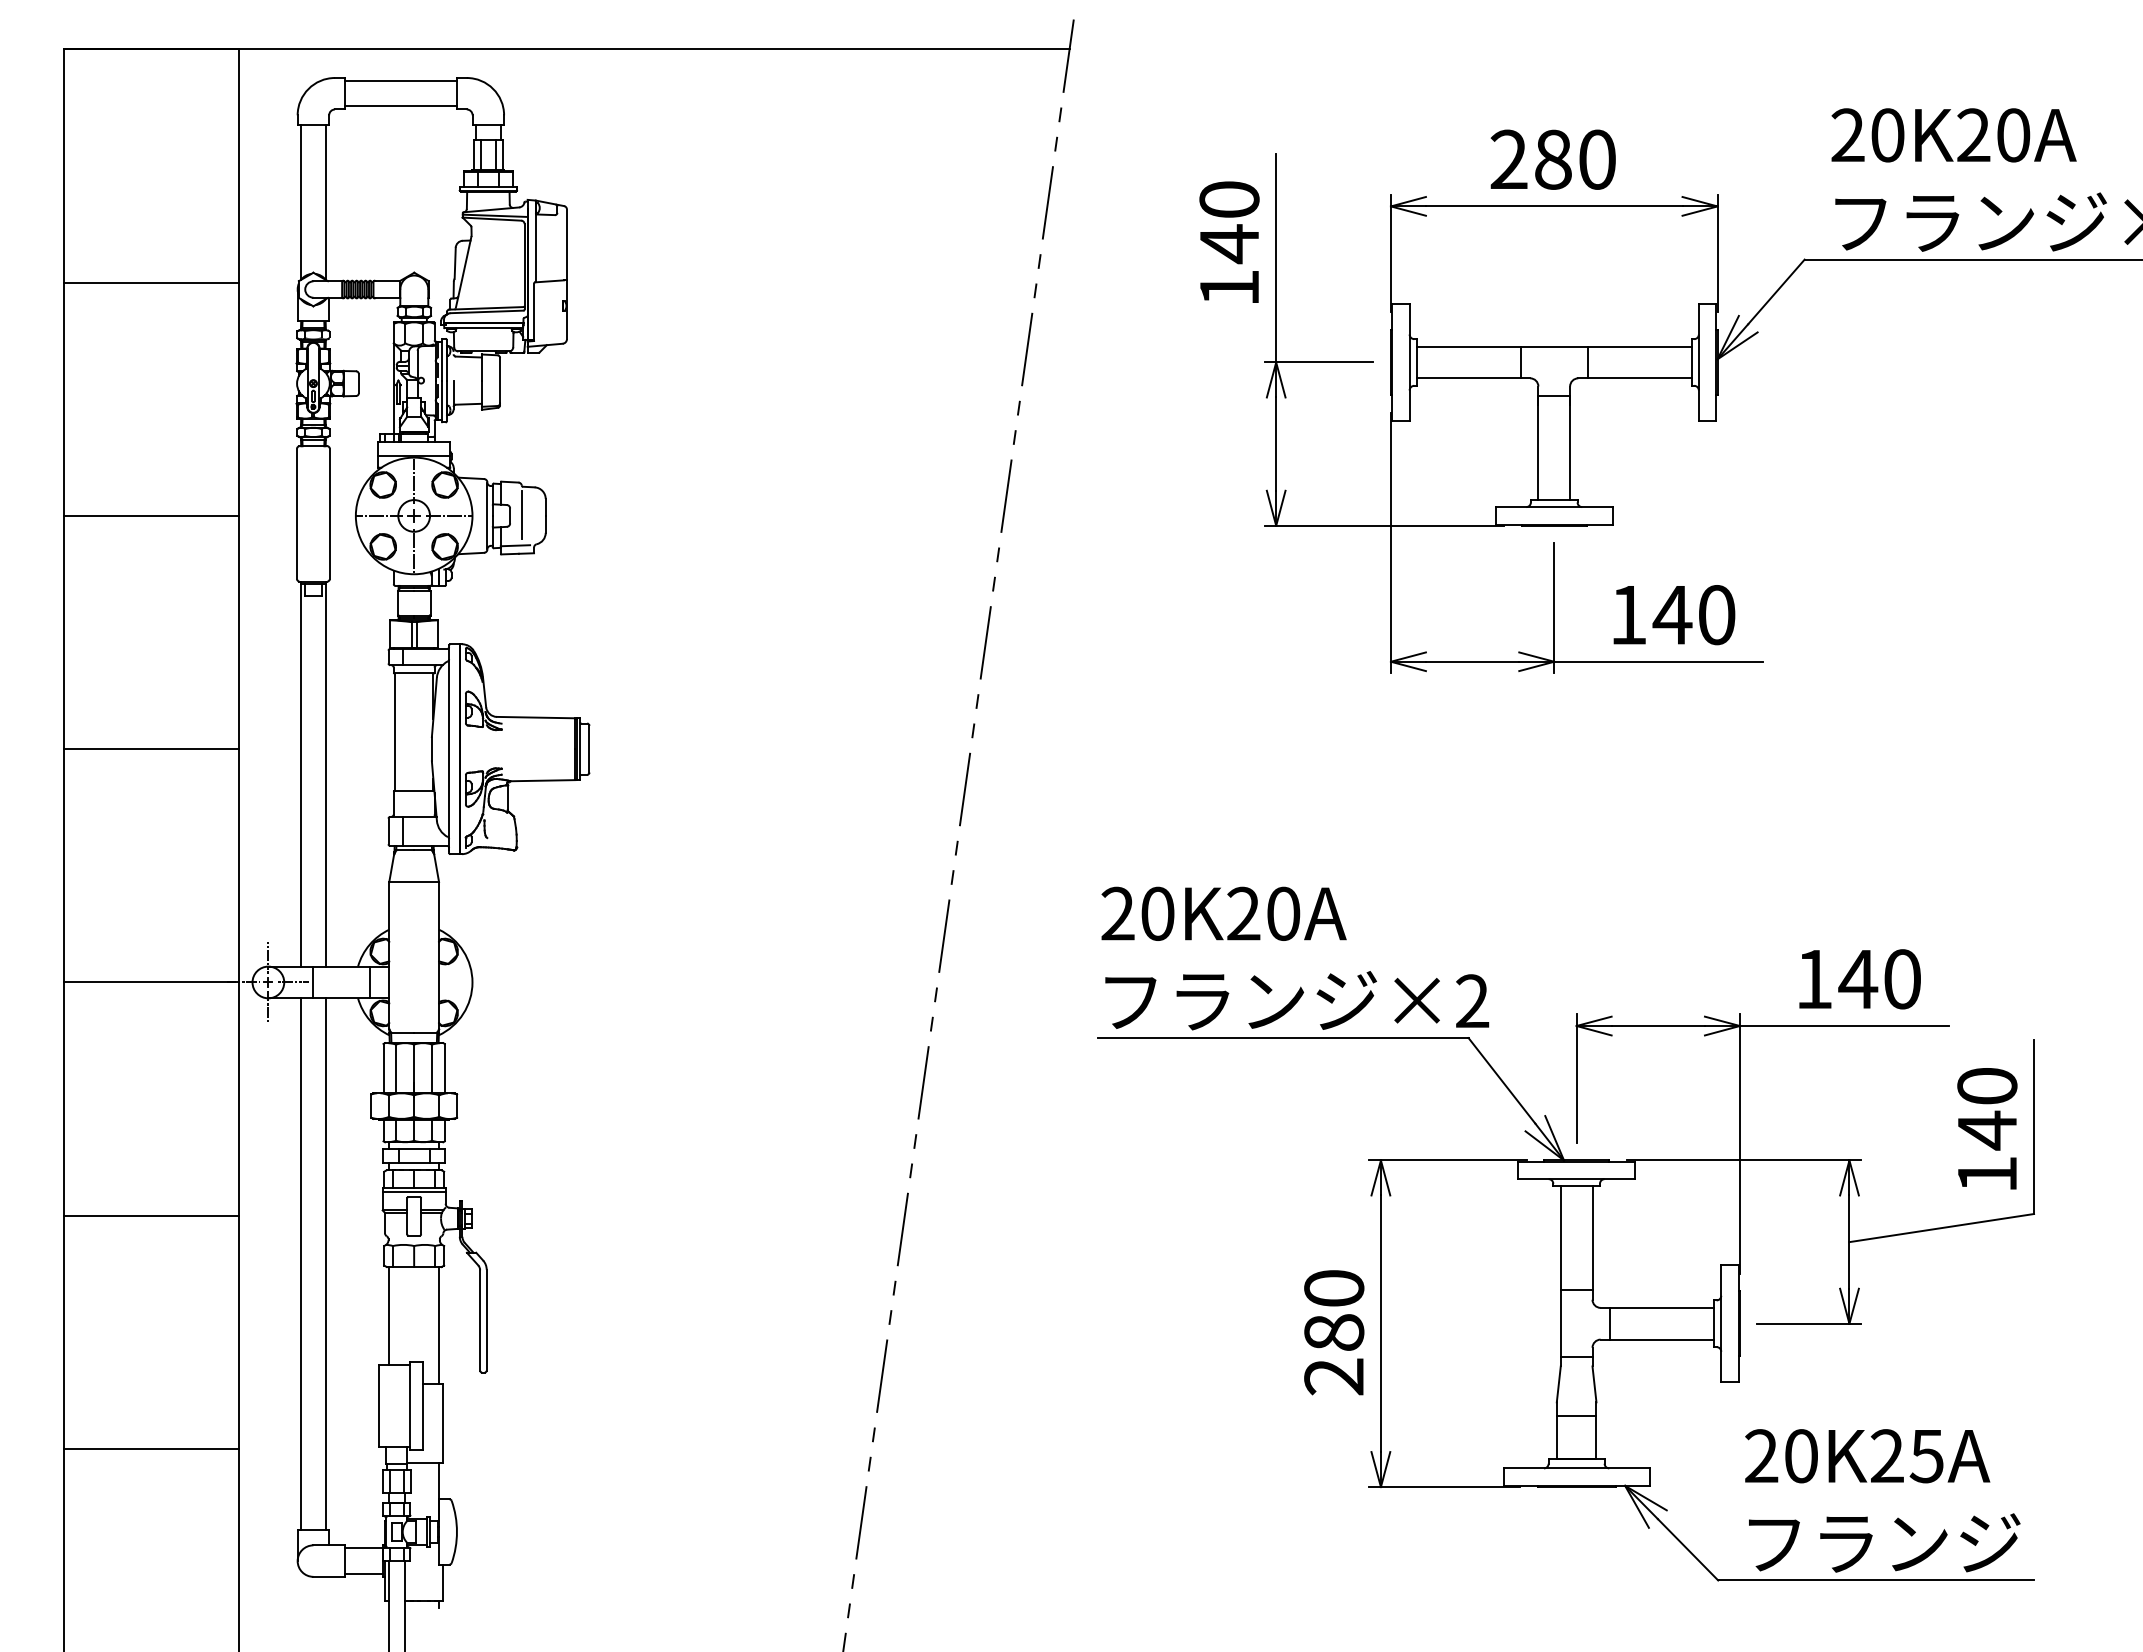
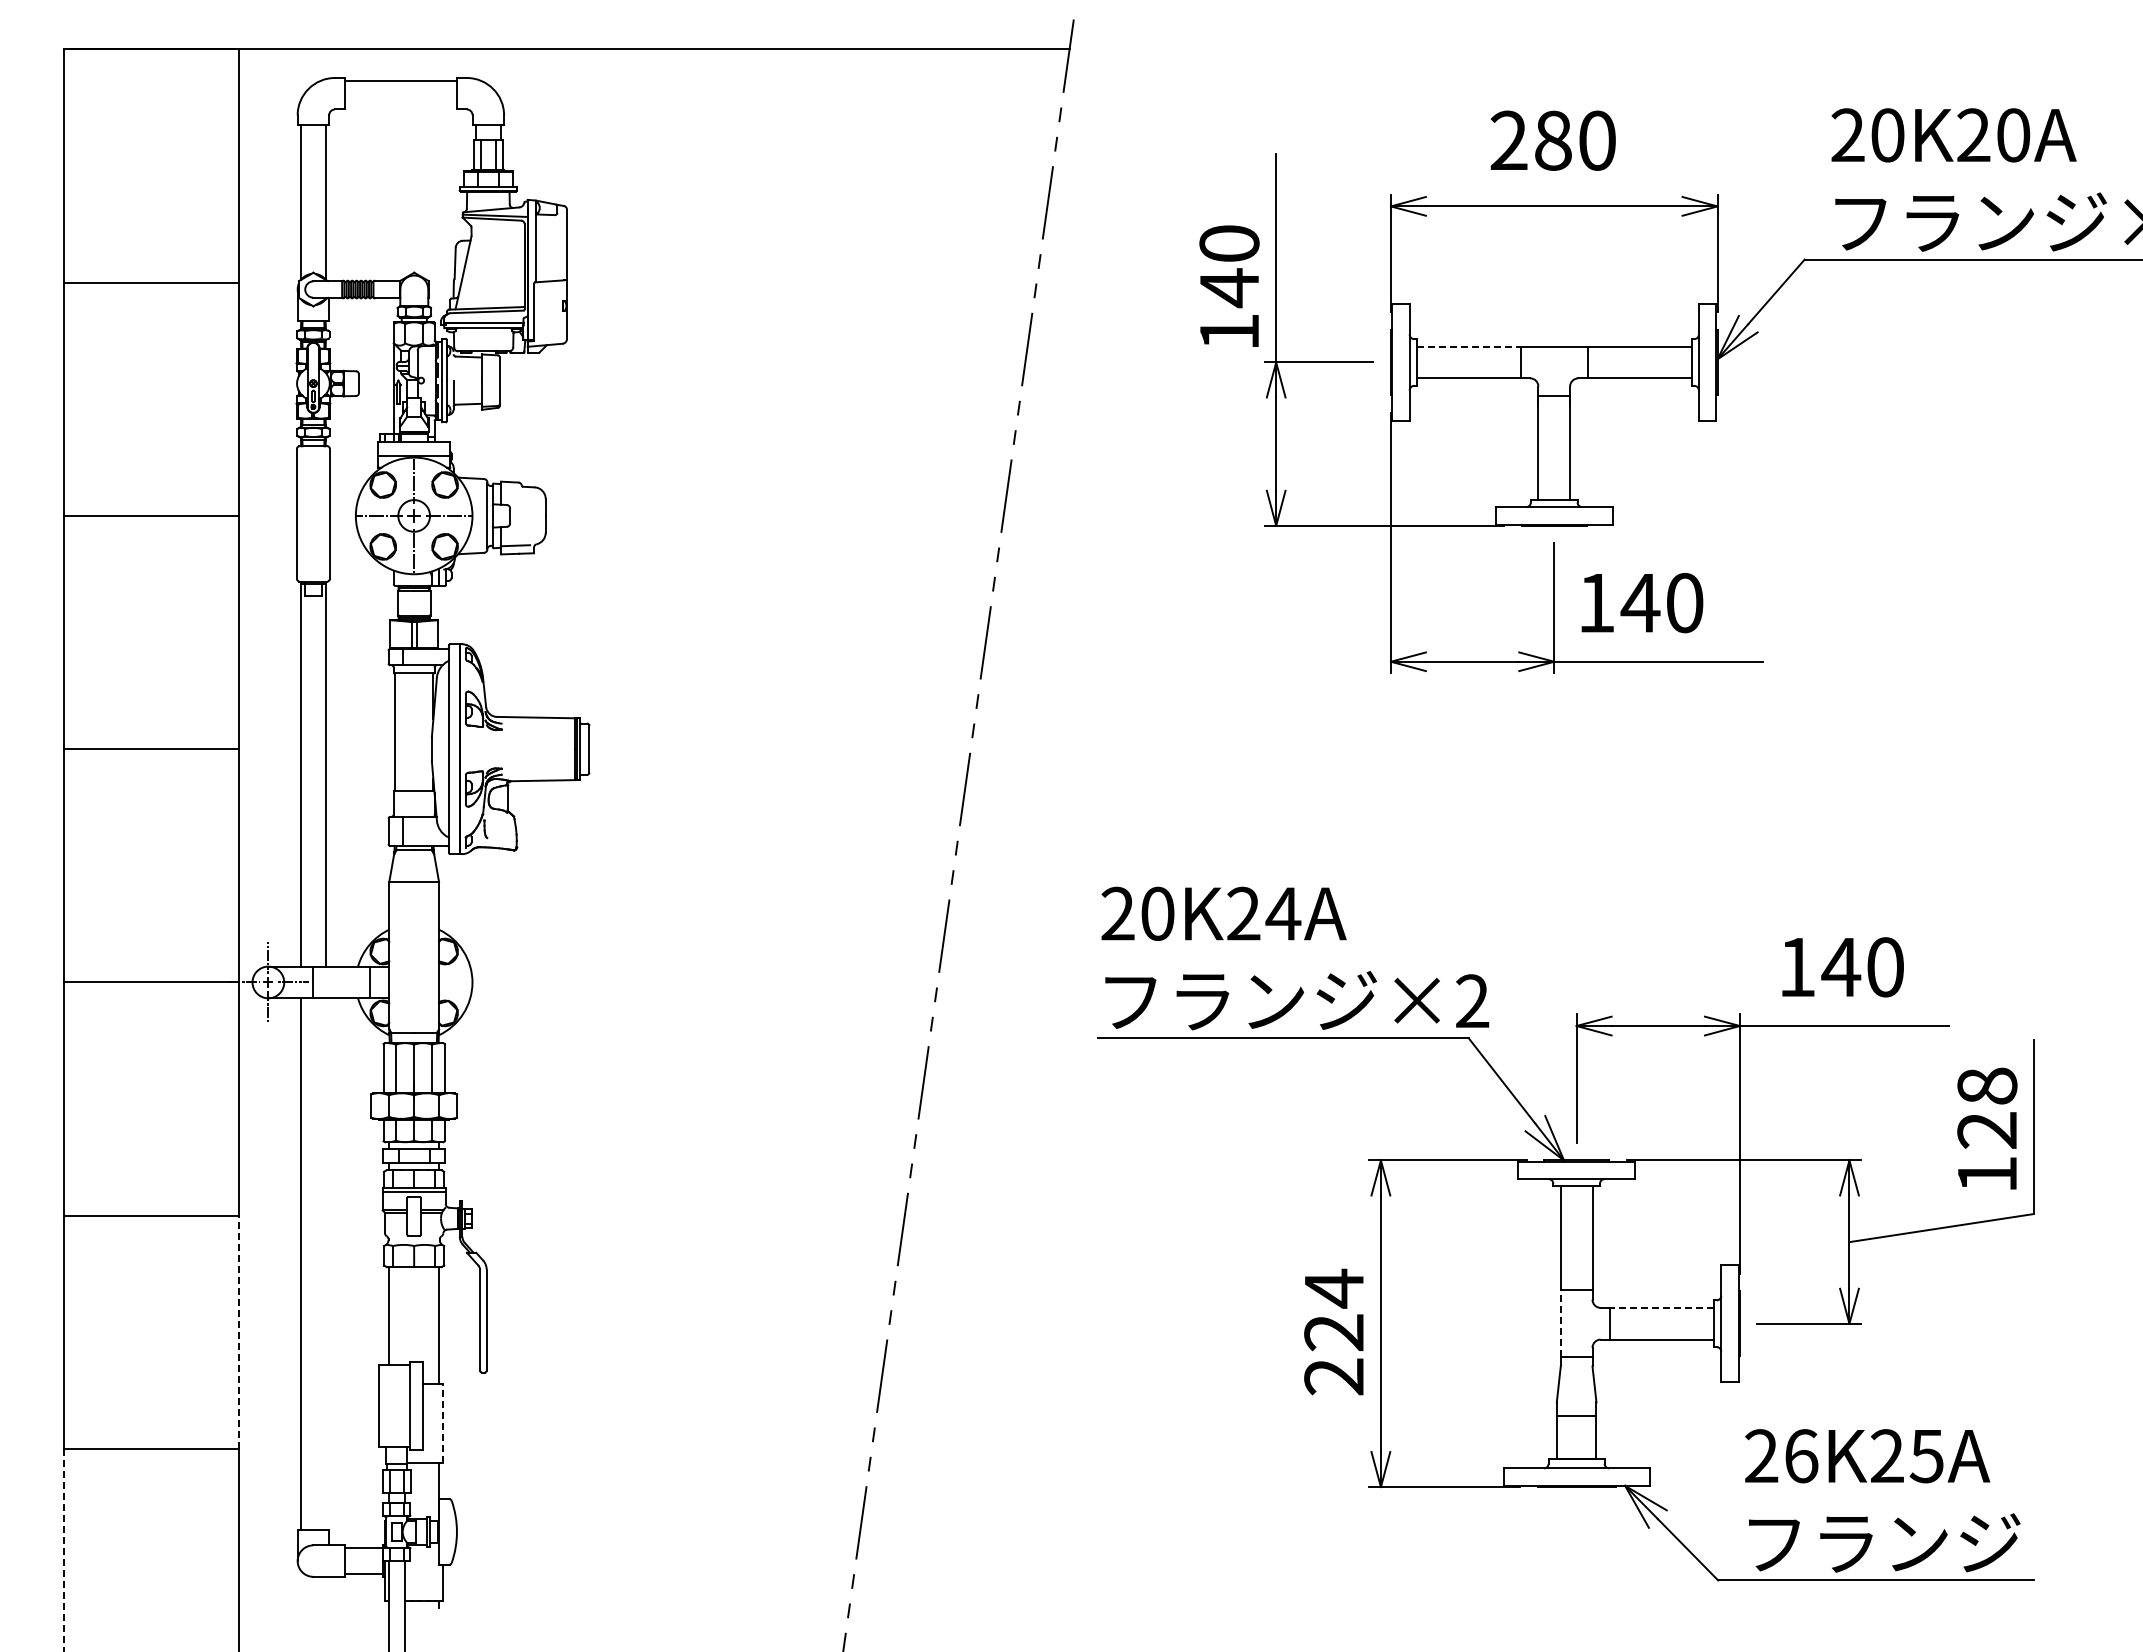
line: present -> none (400, 106)
text position: (1552, 159) -> (1552, 140) (1552, 140)
text position: (1229, 241) -> (1229, 285) (1229, 285)
line: solid -> dashed (1469, 346)
line: present -> none (521, 514)
text position: (1674, 615) -> (1642, 603) (1642, 603)
text: 20K20A -> 20K24A (1283, 913)
text position: (1859, 979) -> (1842, 967) (1842, 967)
text: 140 -> 128 (1987, 1108)
line: present -> none (326, 1263)
line: solid -> dashed (1661, 1307)
text: 280 -> 224 (1334, 1309)
line: solid -> dashed (1560, 1323)
line: solid -> dashed (239, 1332)
line: solid -> dashed (443, 1423)
text: 20K25A -> 26K25A (1801, 1456)
line: solid -> dashed (64, 1550)
